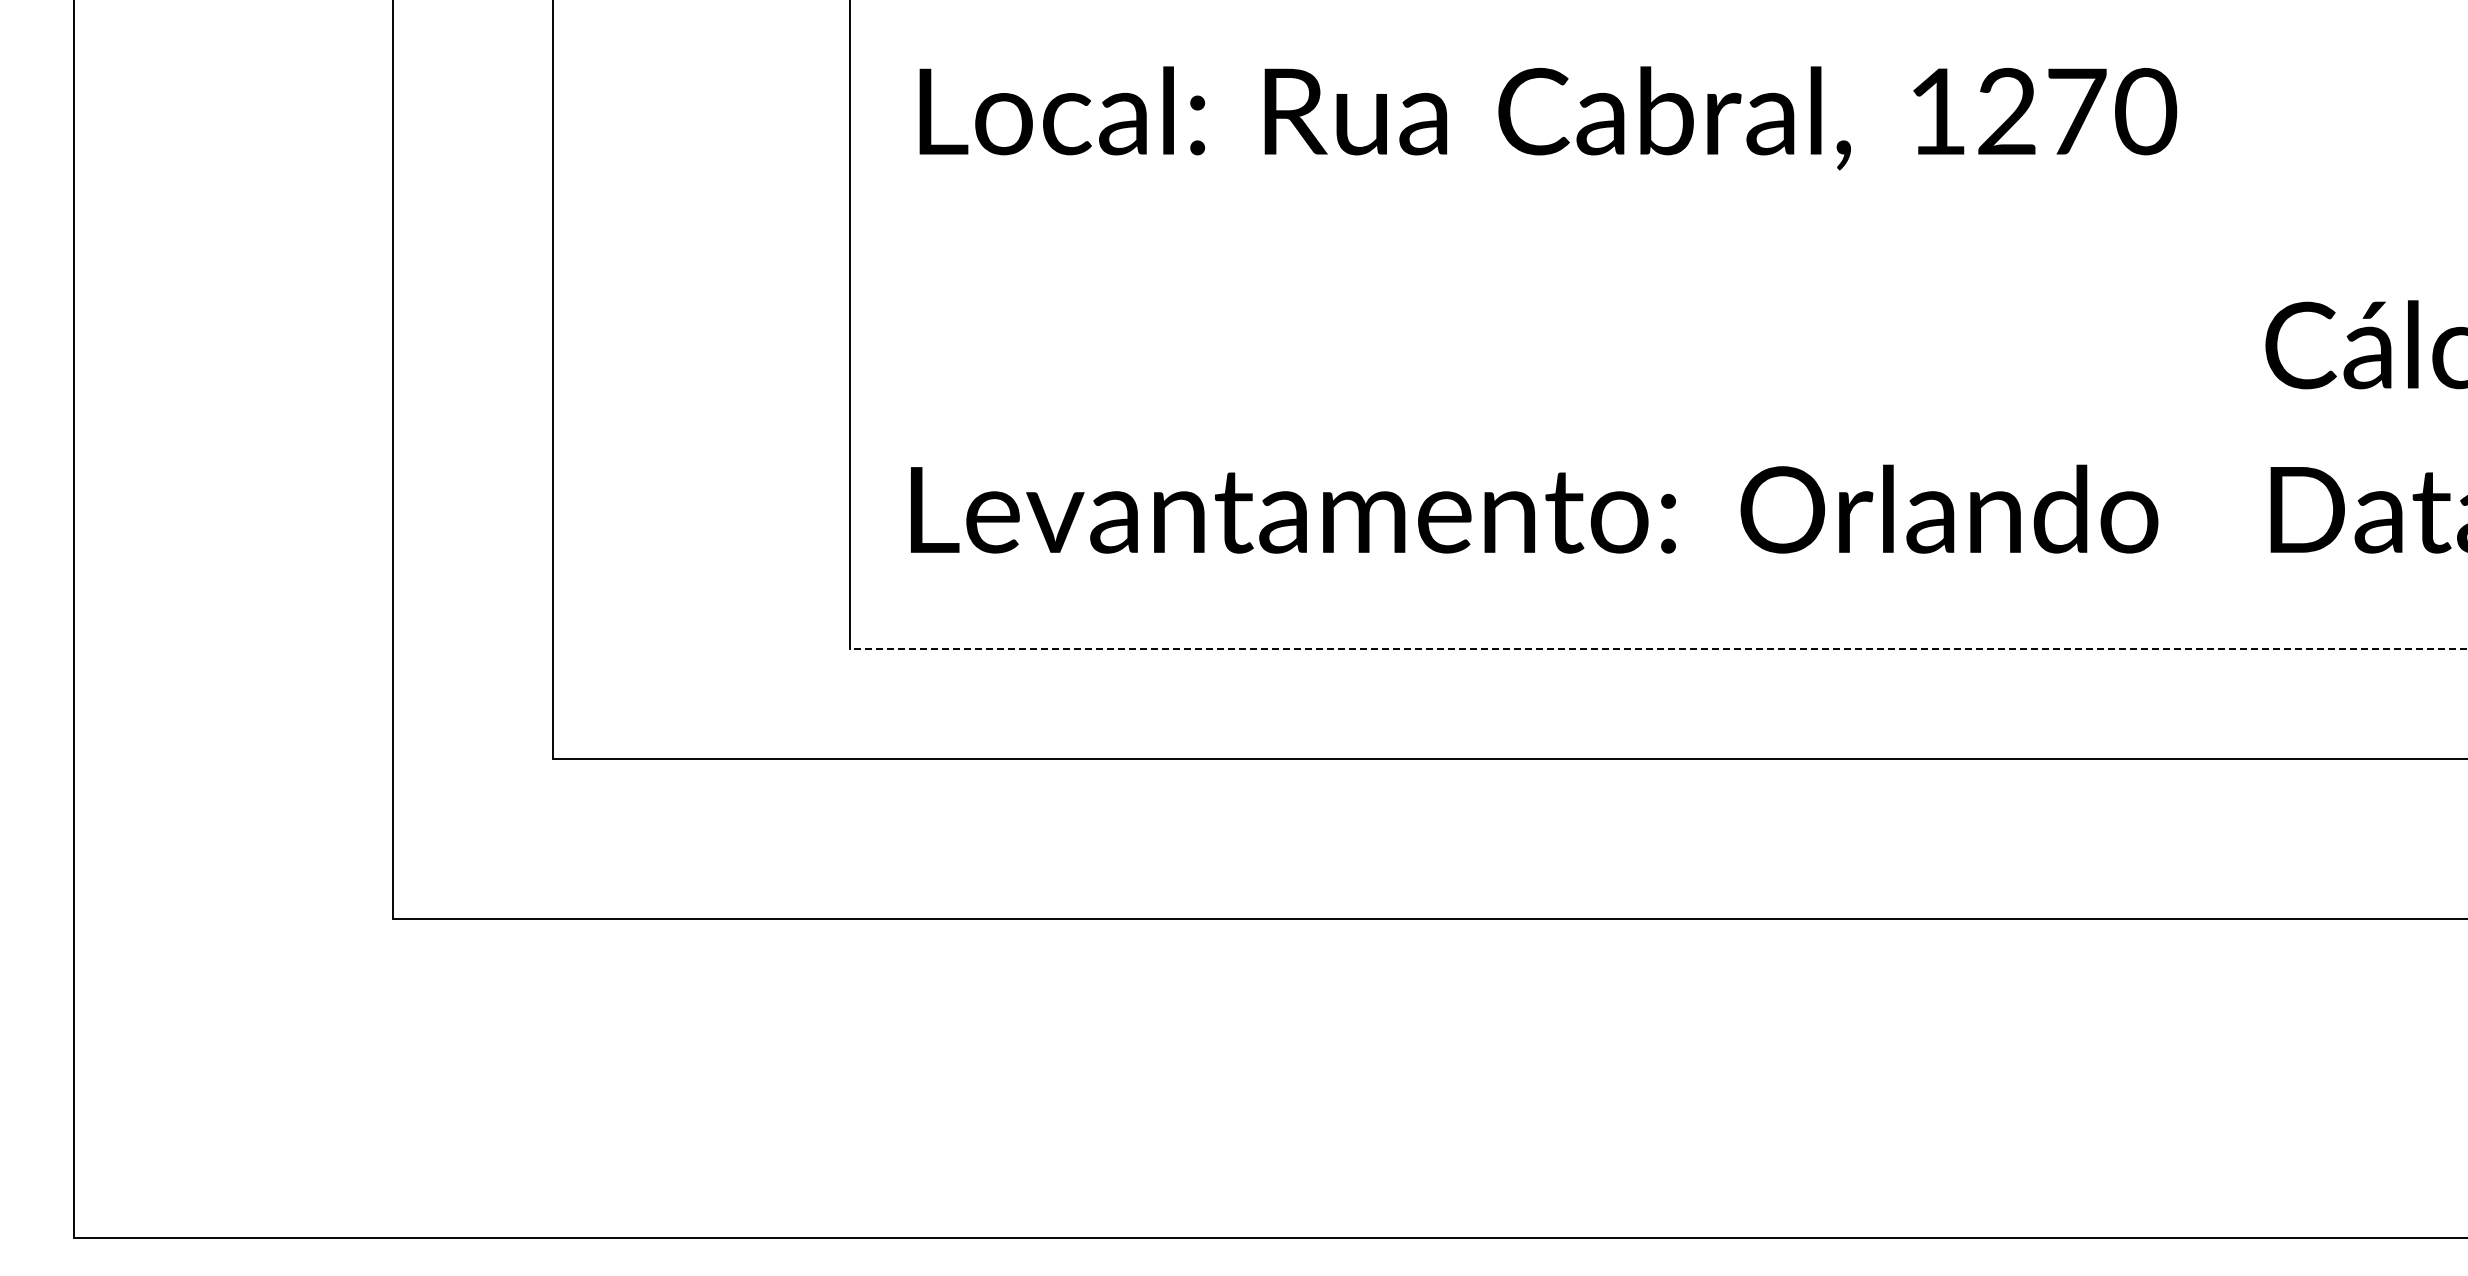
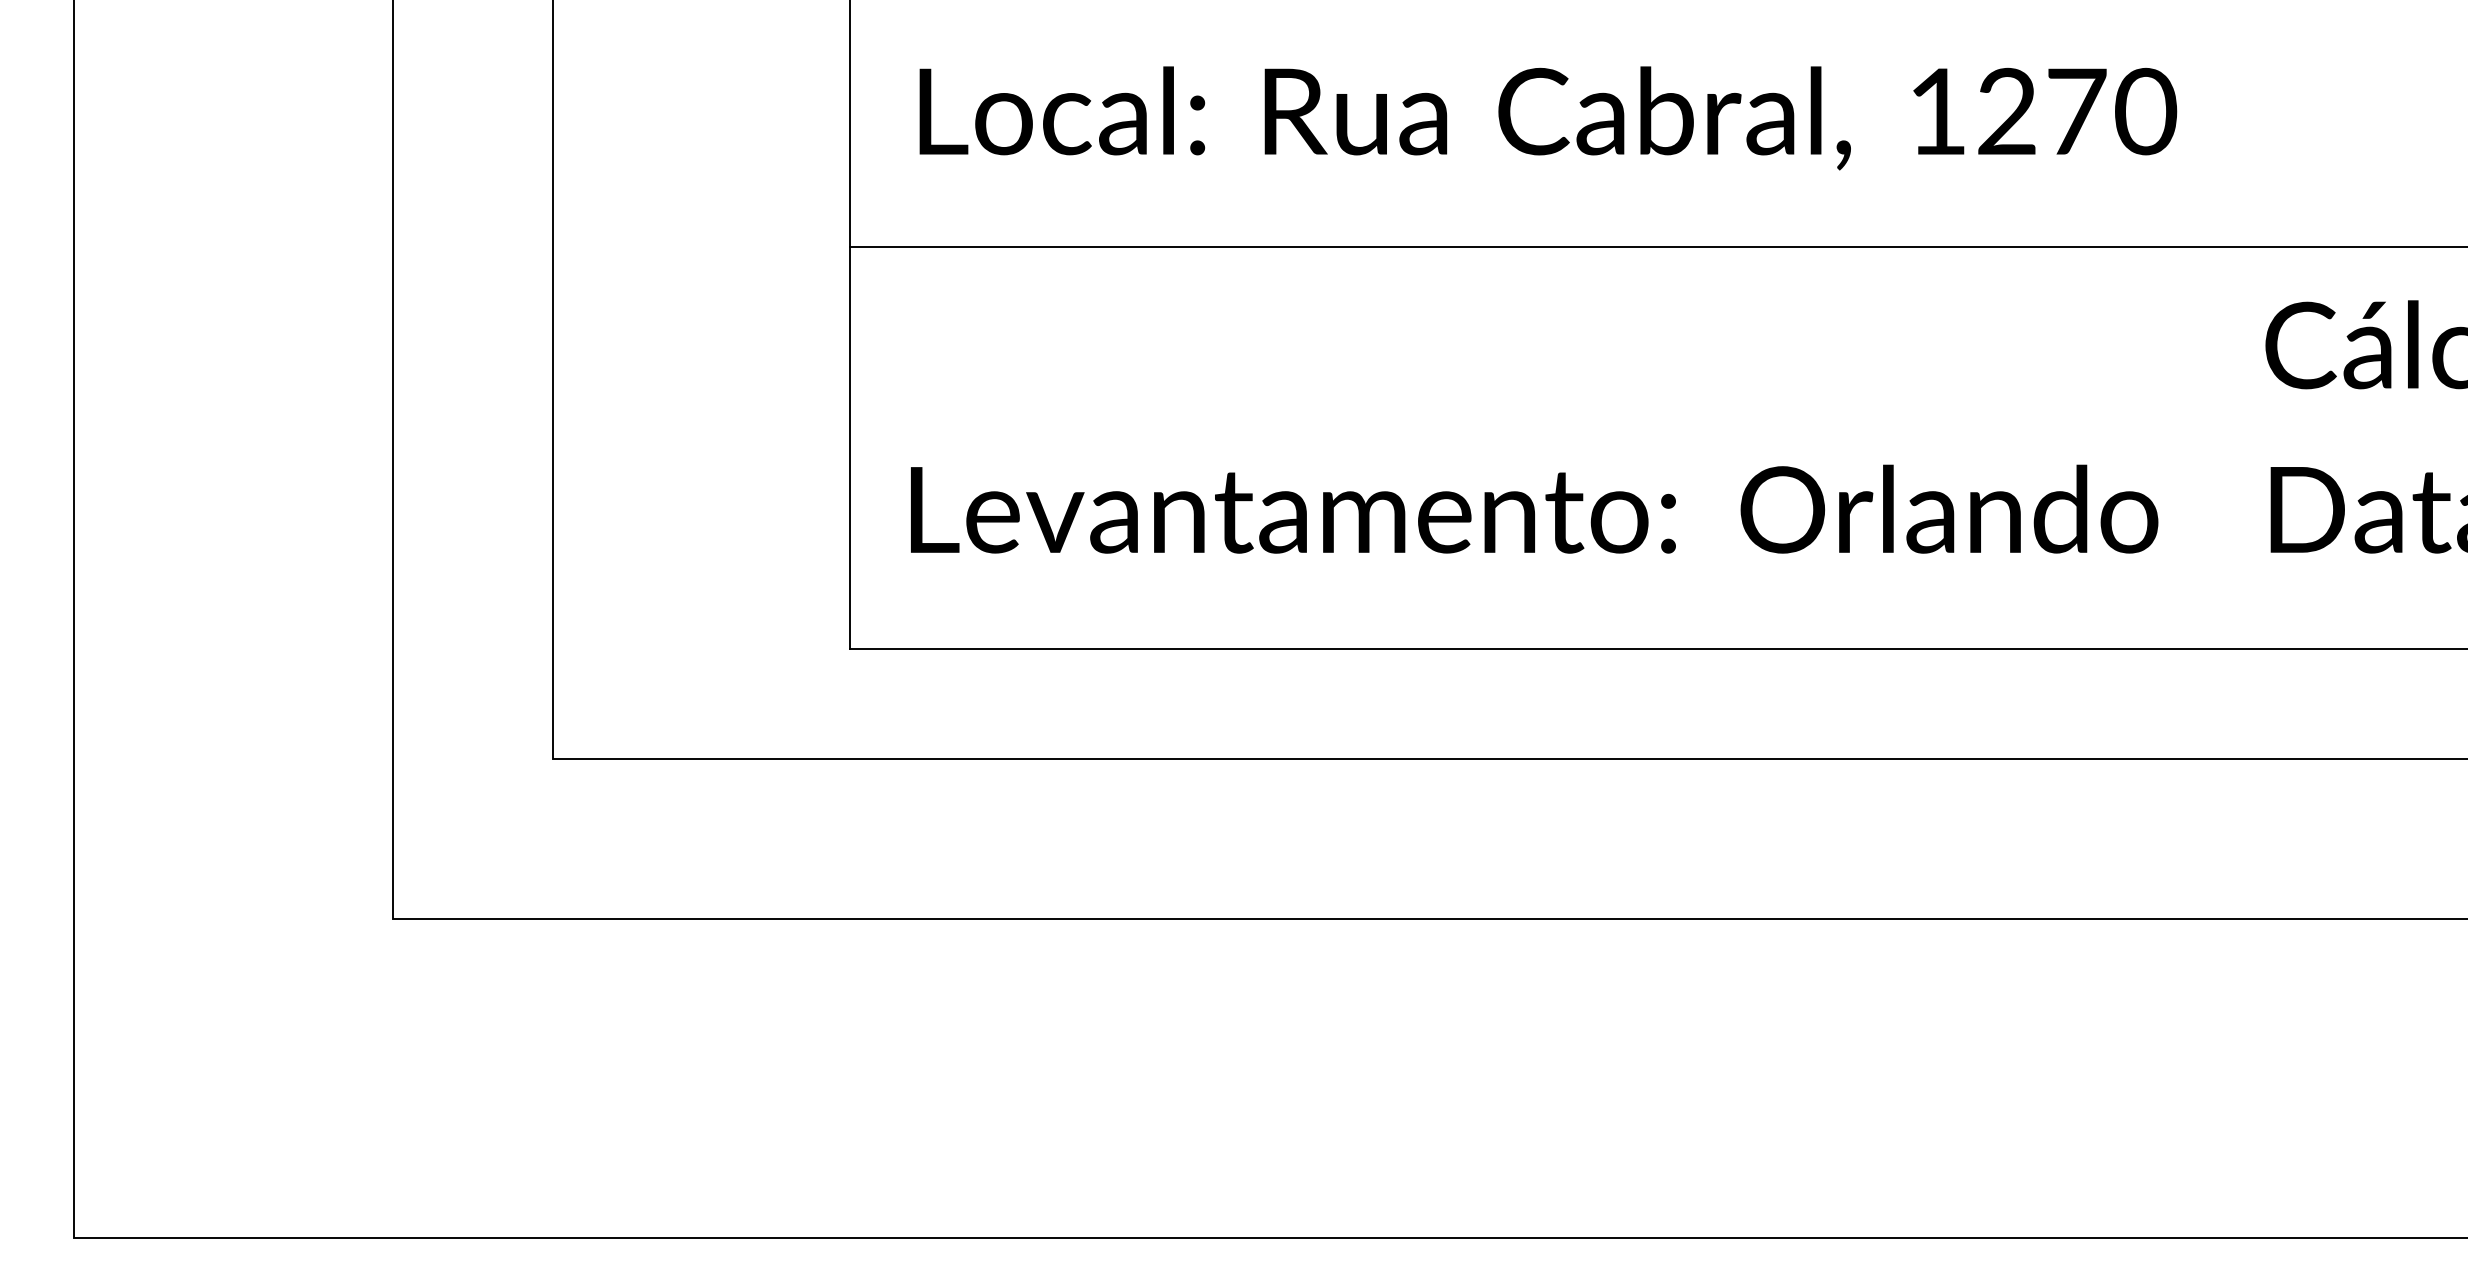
line: none -> present (1657, 246)
line: dashed -> solid (1658, 649)
